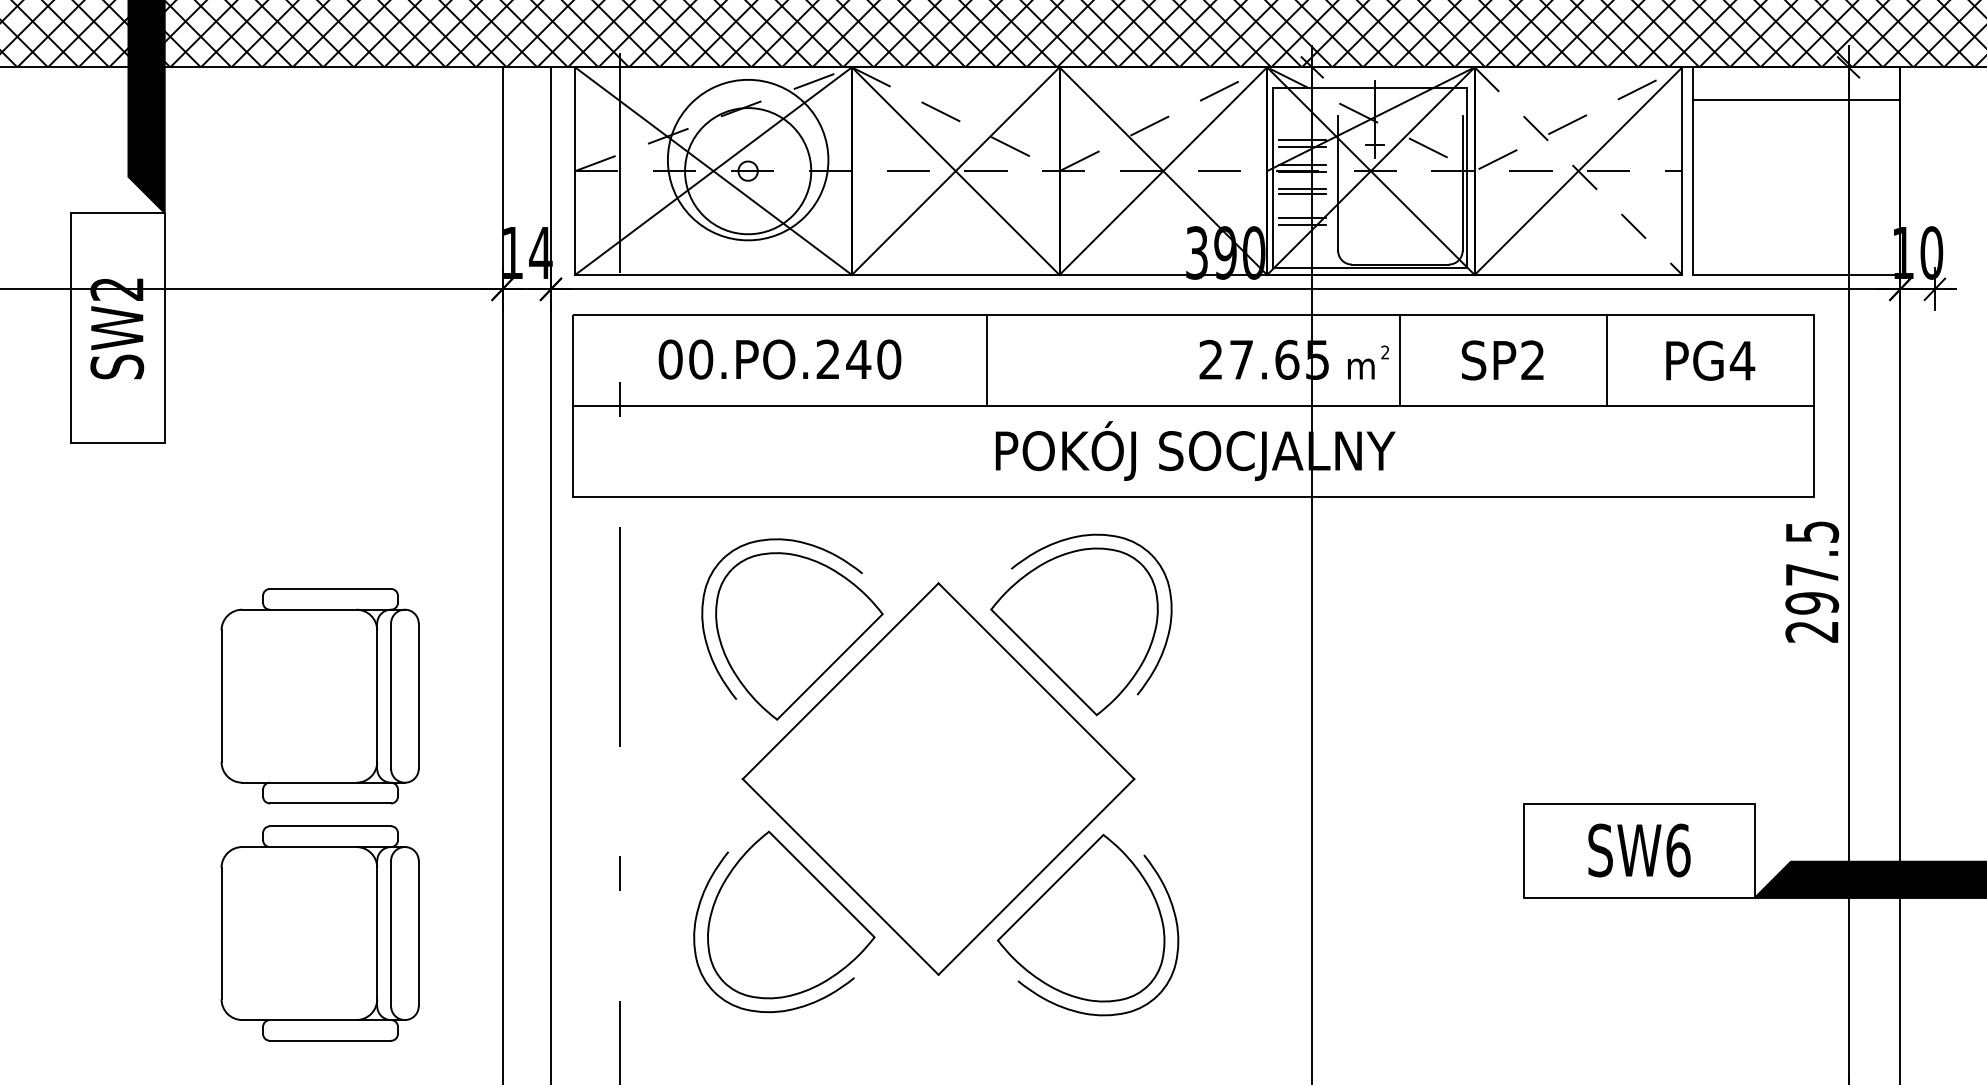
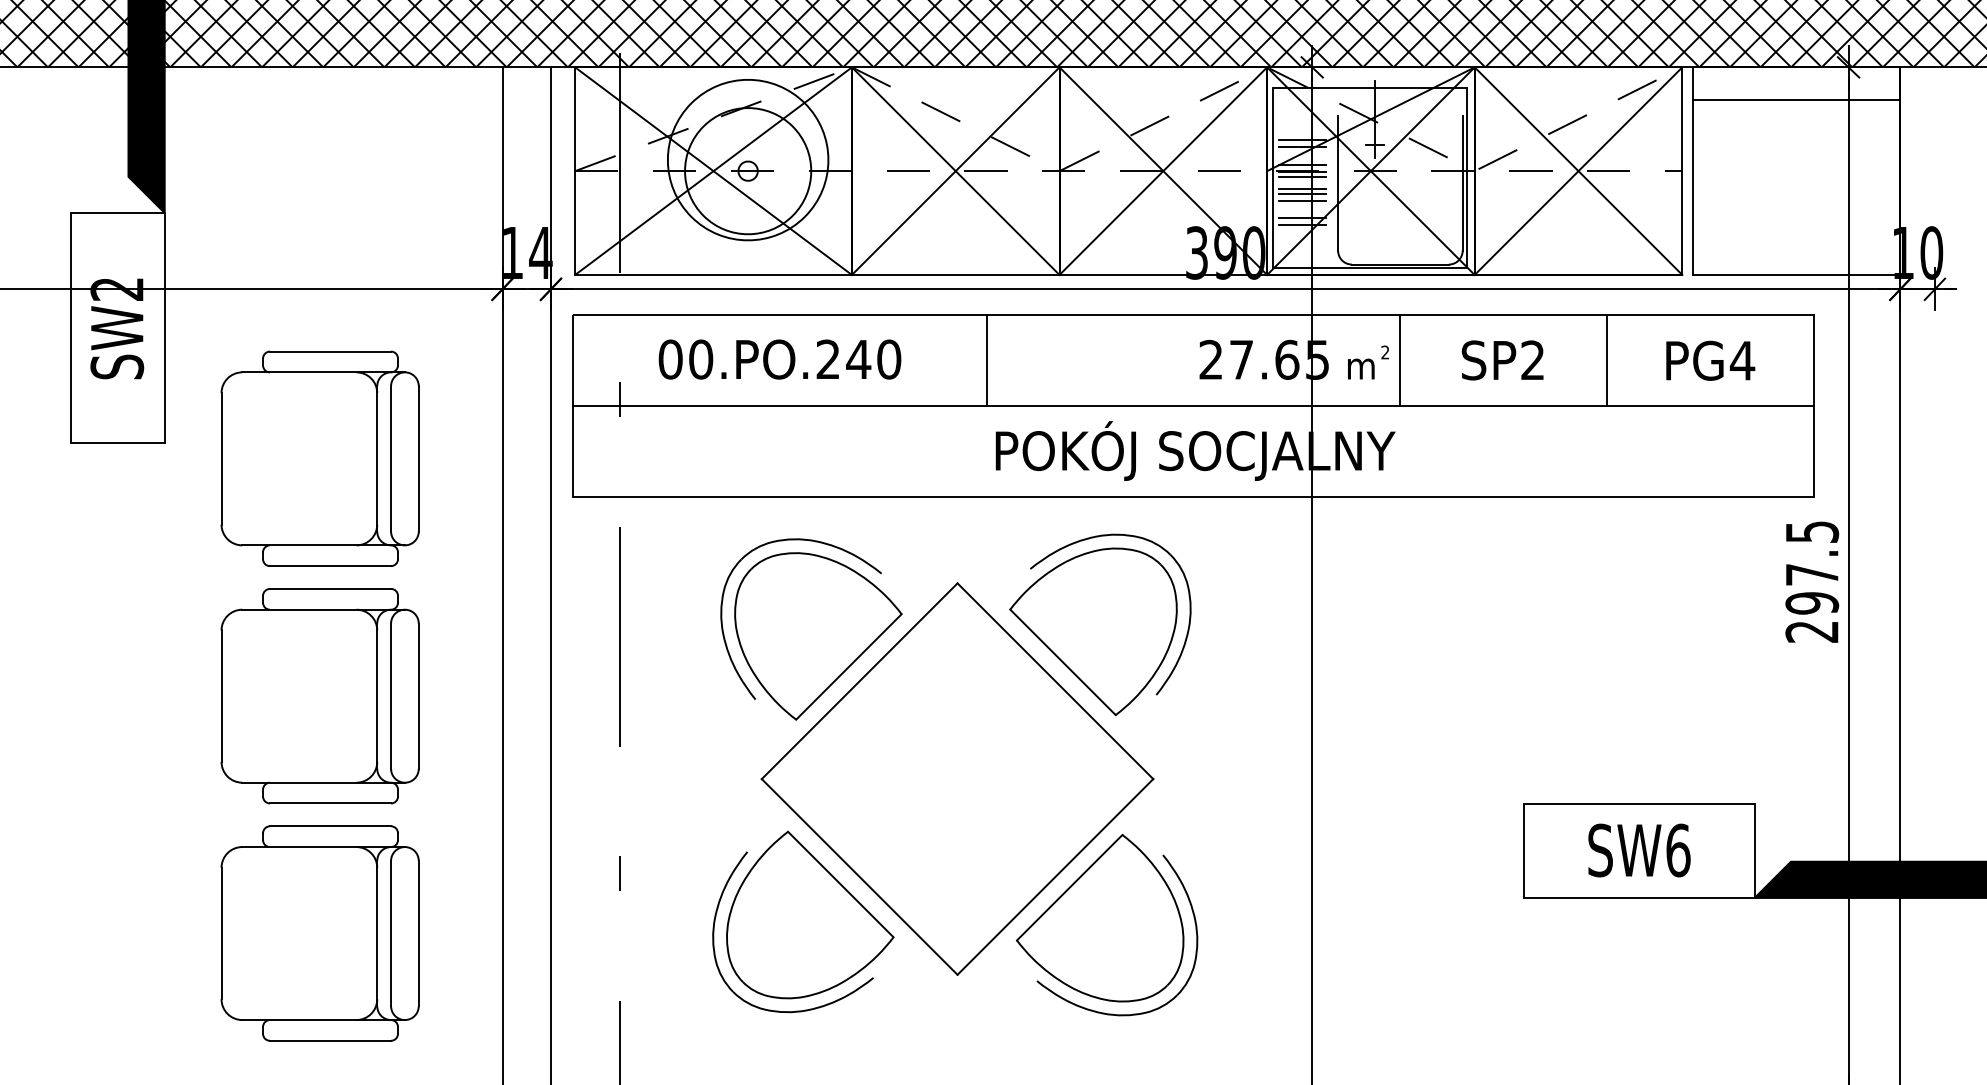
line: dashed -> solid (1578, 171)
line: none -> present (1301, 176)
line: none -> present (1301, 200)
part: none -> present (319, 458)
part position: (936, 774) -> (955, 774) (955, 774)
